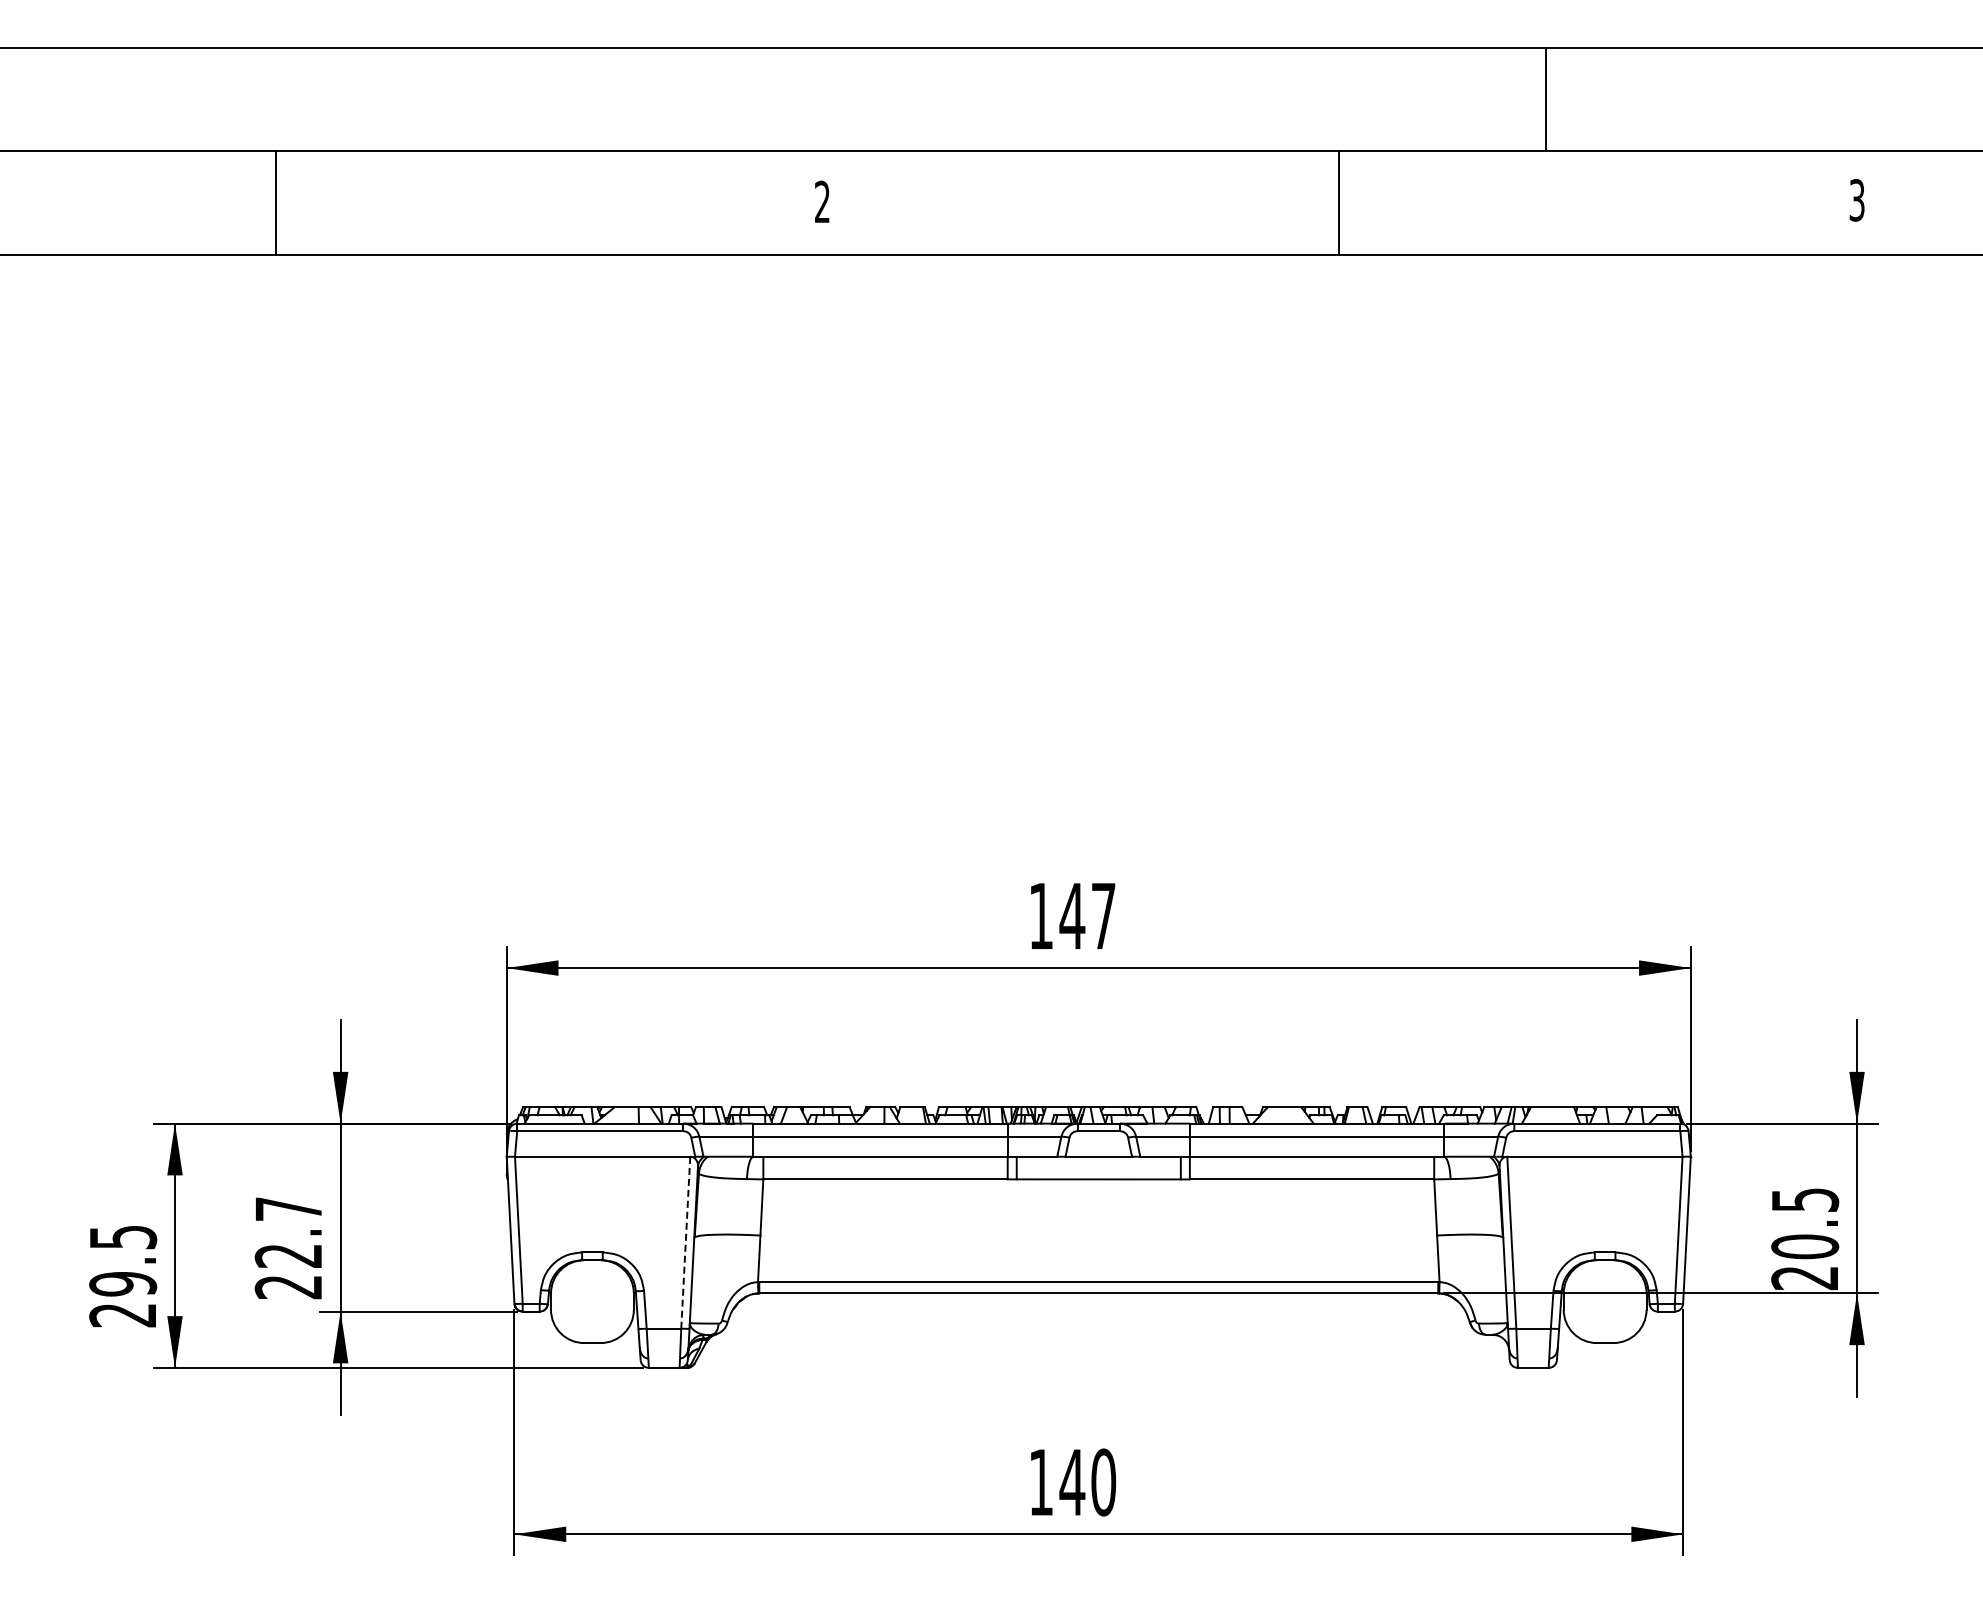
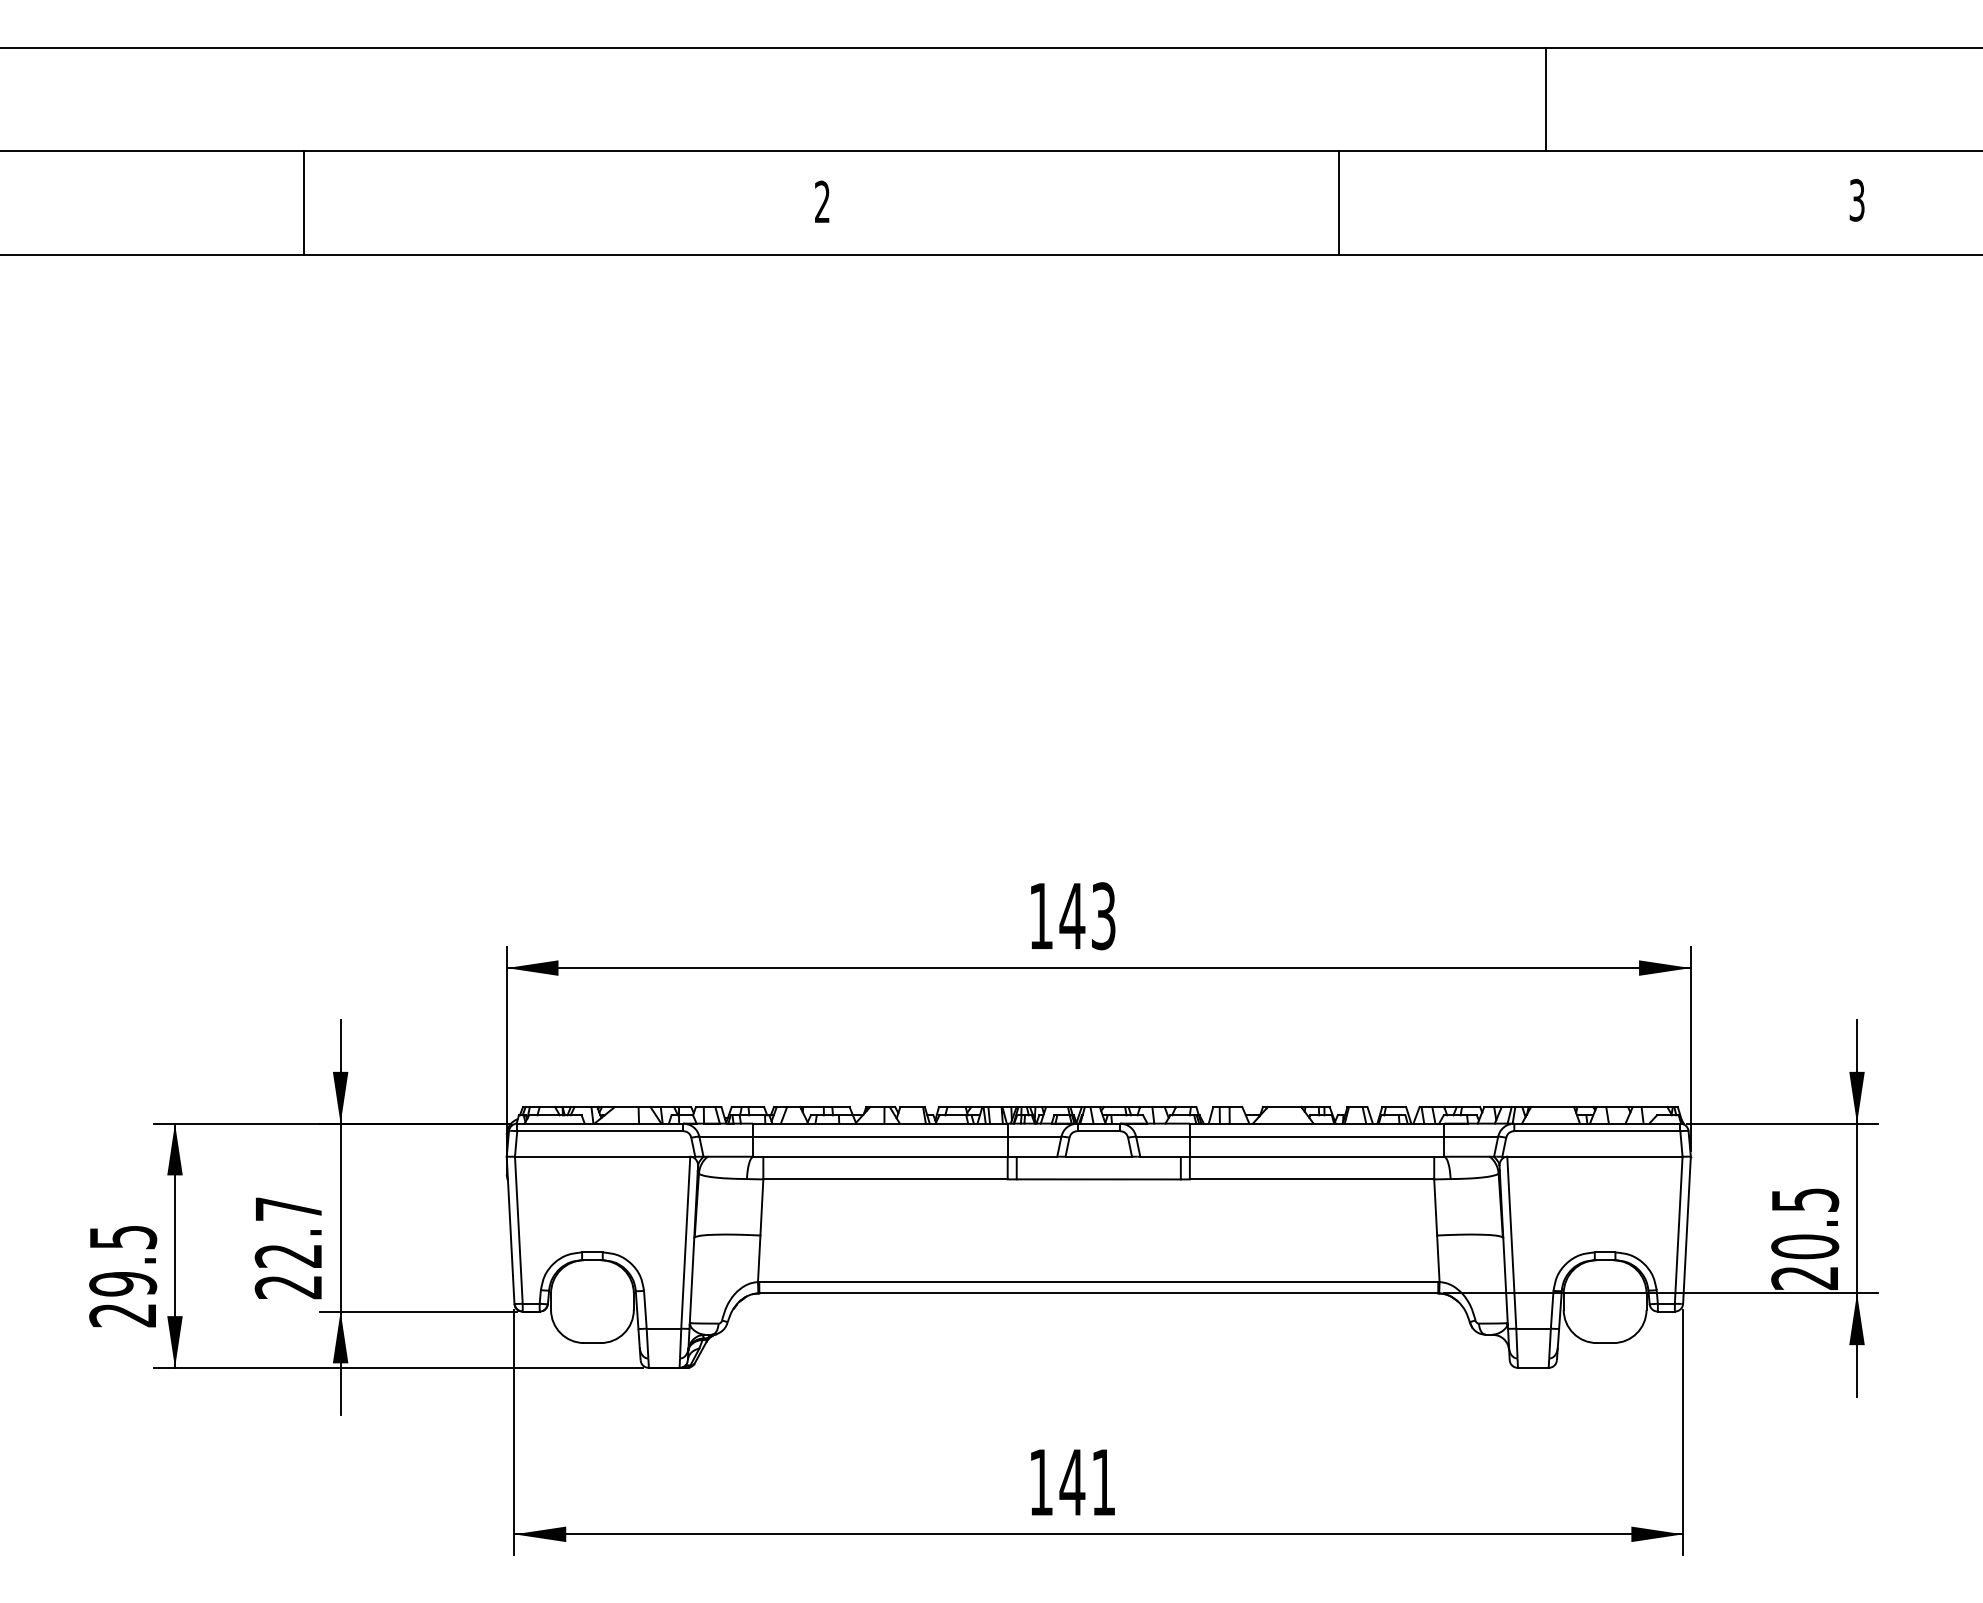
line position: (276, 202) -> (304, 202) (304, 202)
text: 147 -> 143 (1103, 916)
line: dashed -> solid (685, 1242)
text: 140 -> 141 (1103, 1482)
